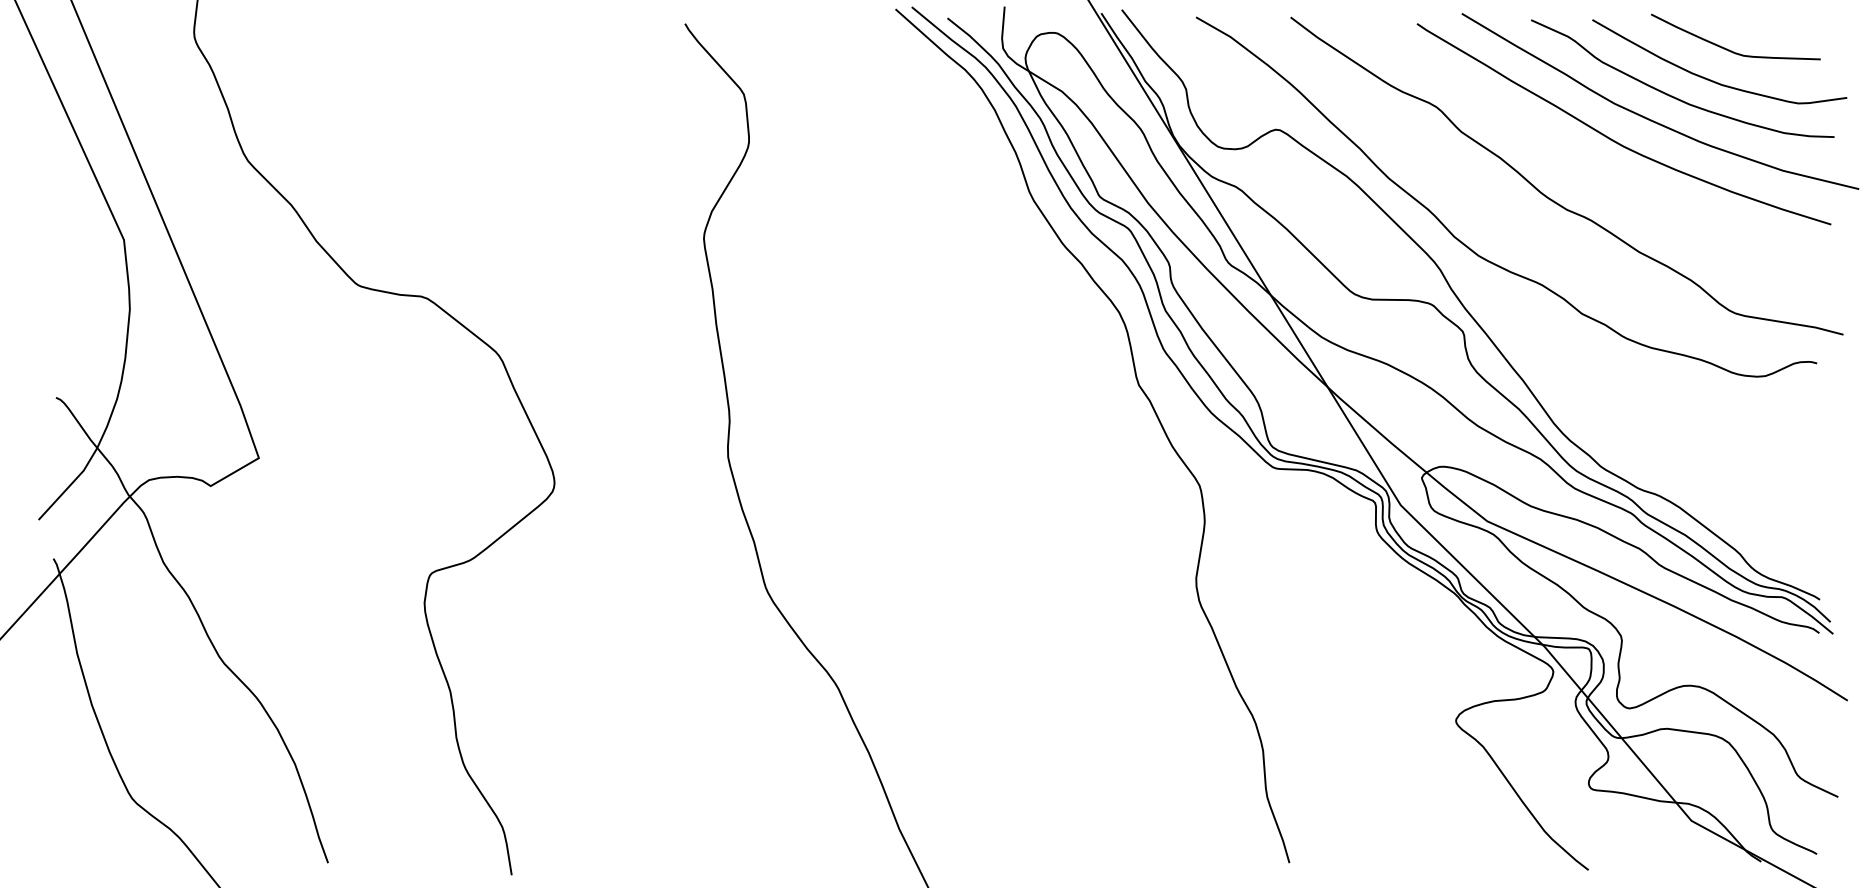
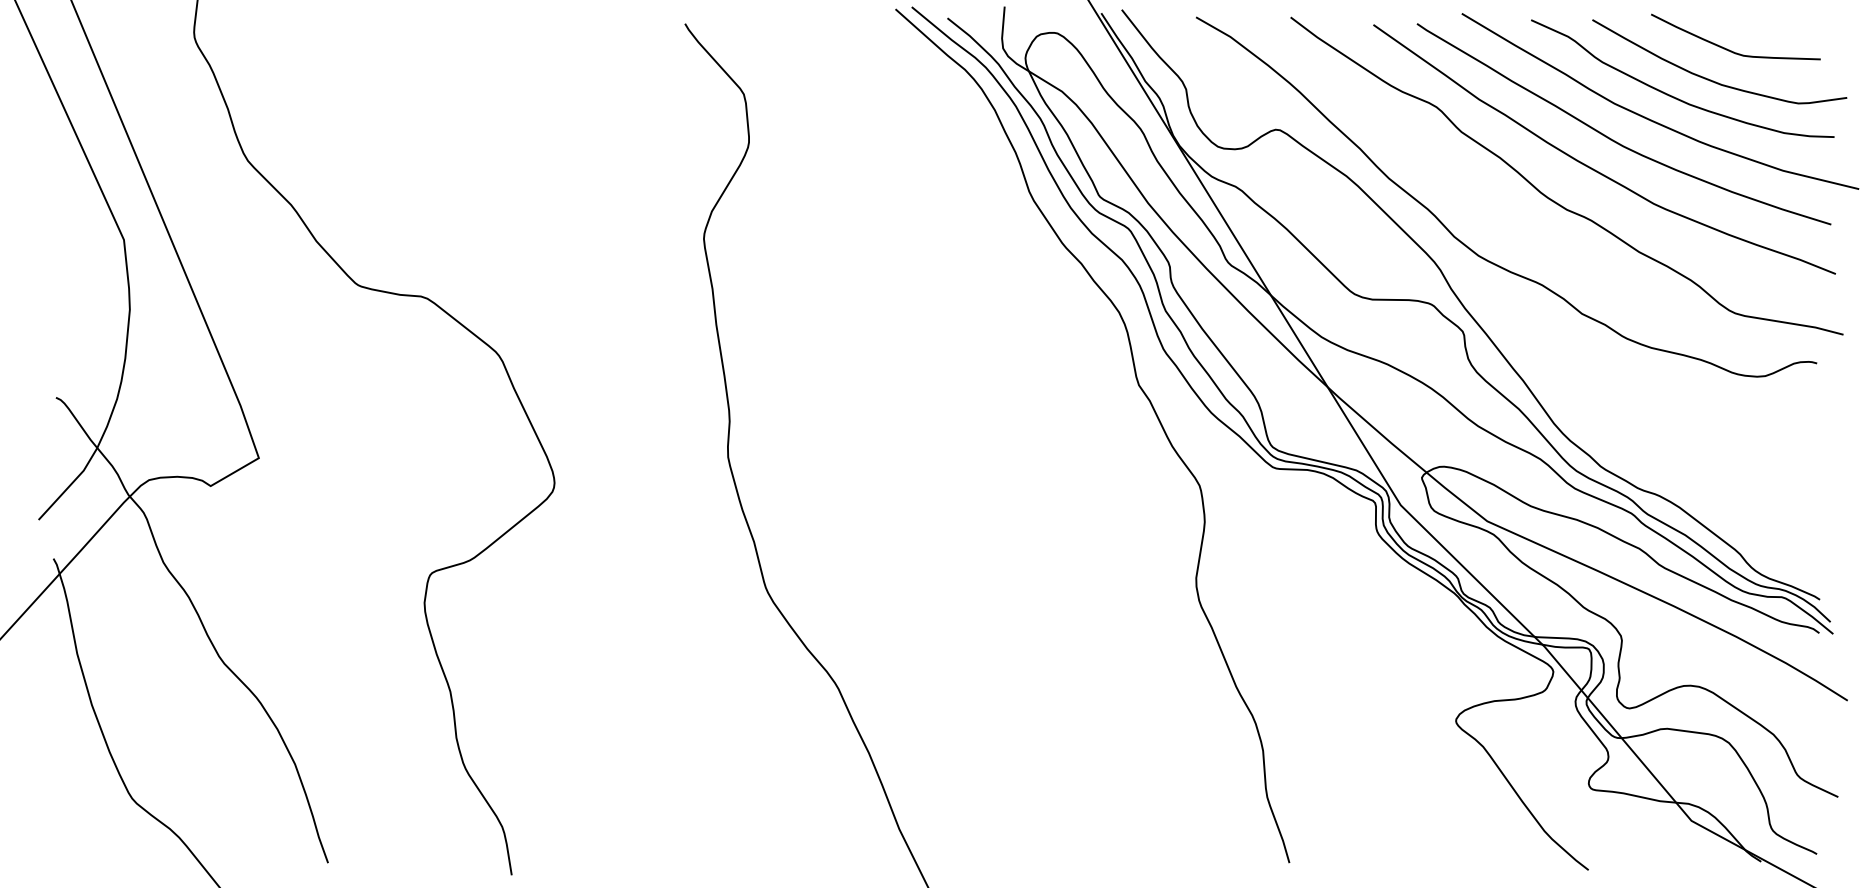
curve: none -> present (1595, 169)
